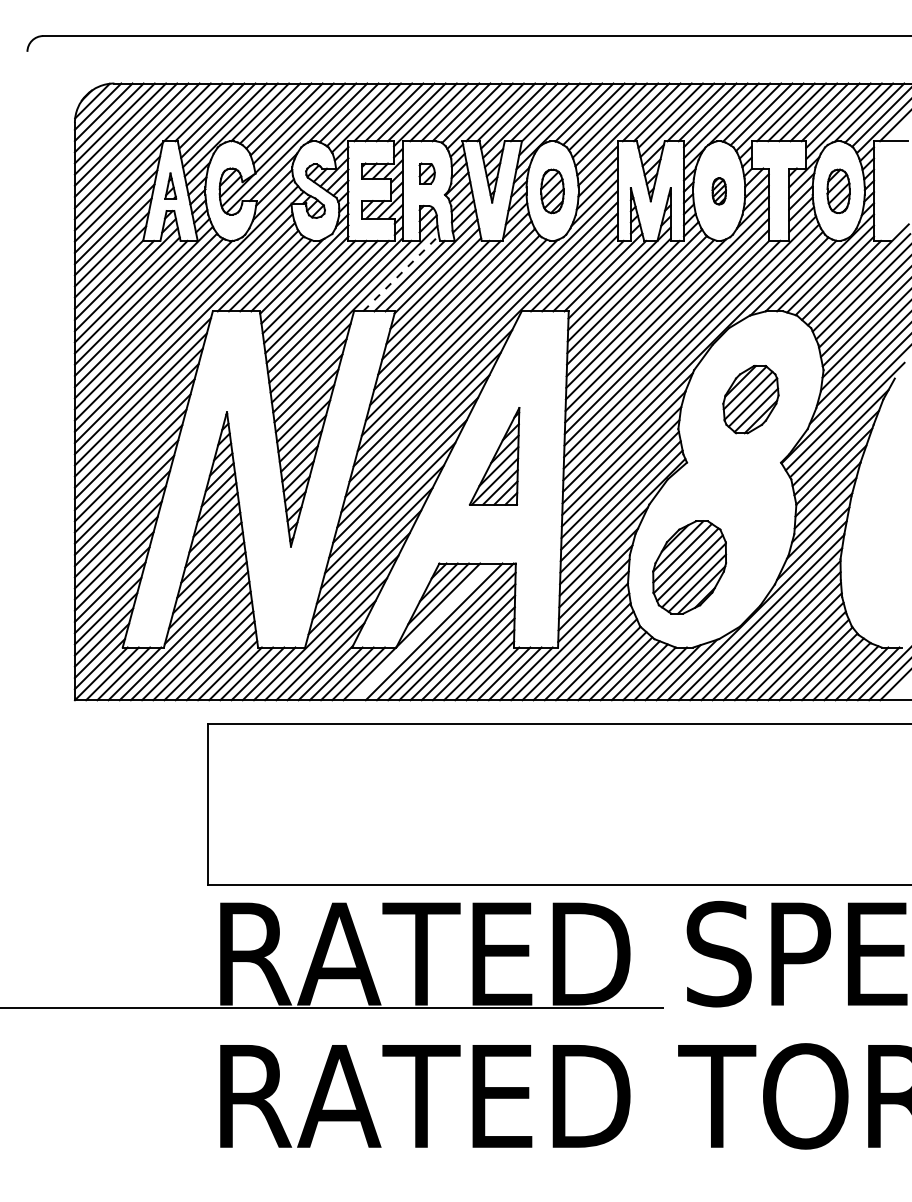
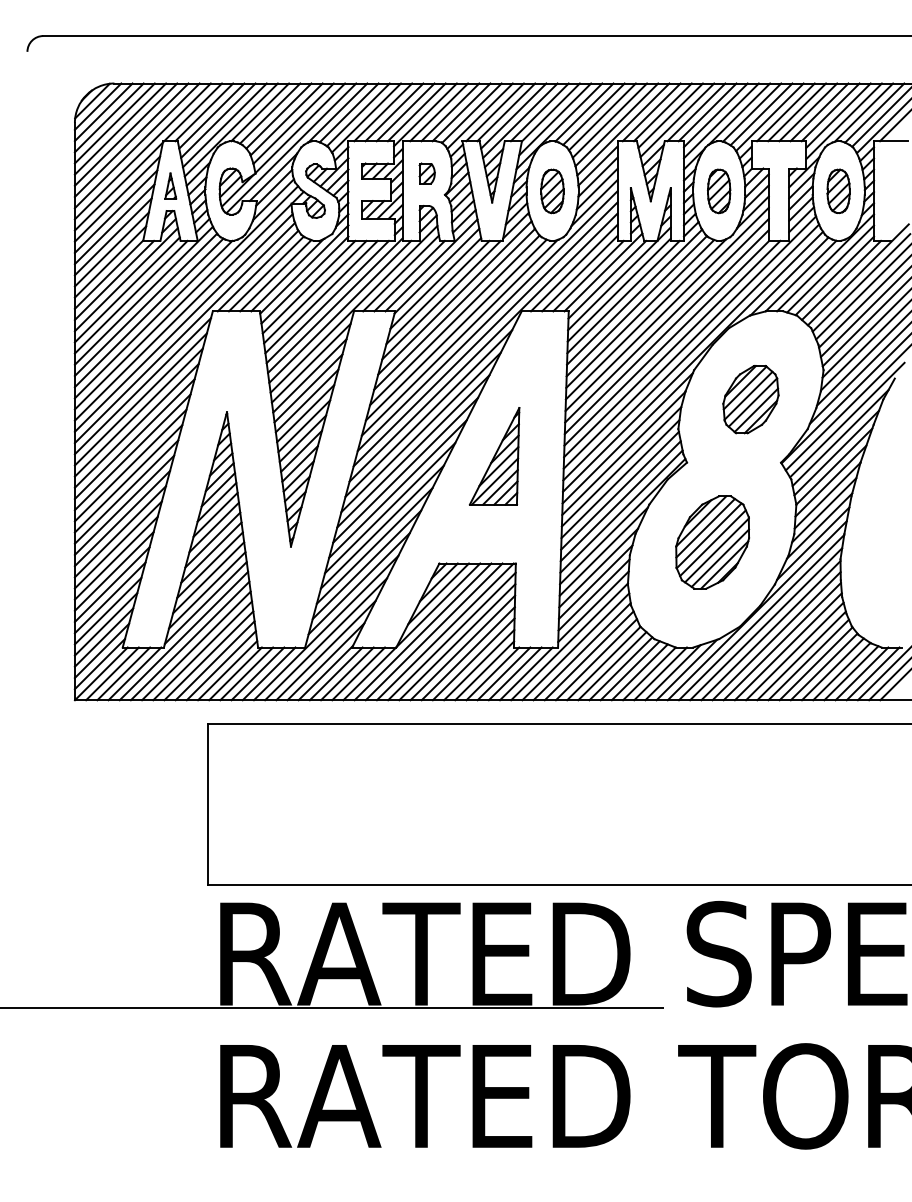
part size: 16x29 px -> 25x47 px (719, 191)
line: dashed -> solid (401, 273)
part position: (689, 567) -> (712, 542) (712, 542)
line: none -> present (422, 631)
